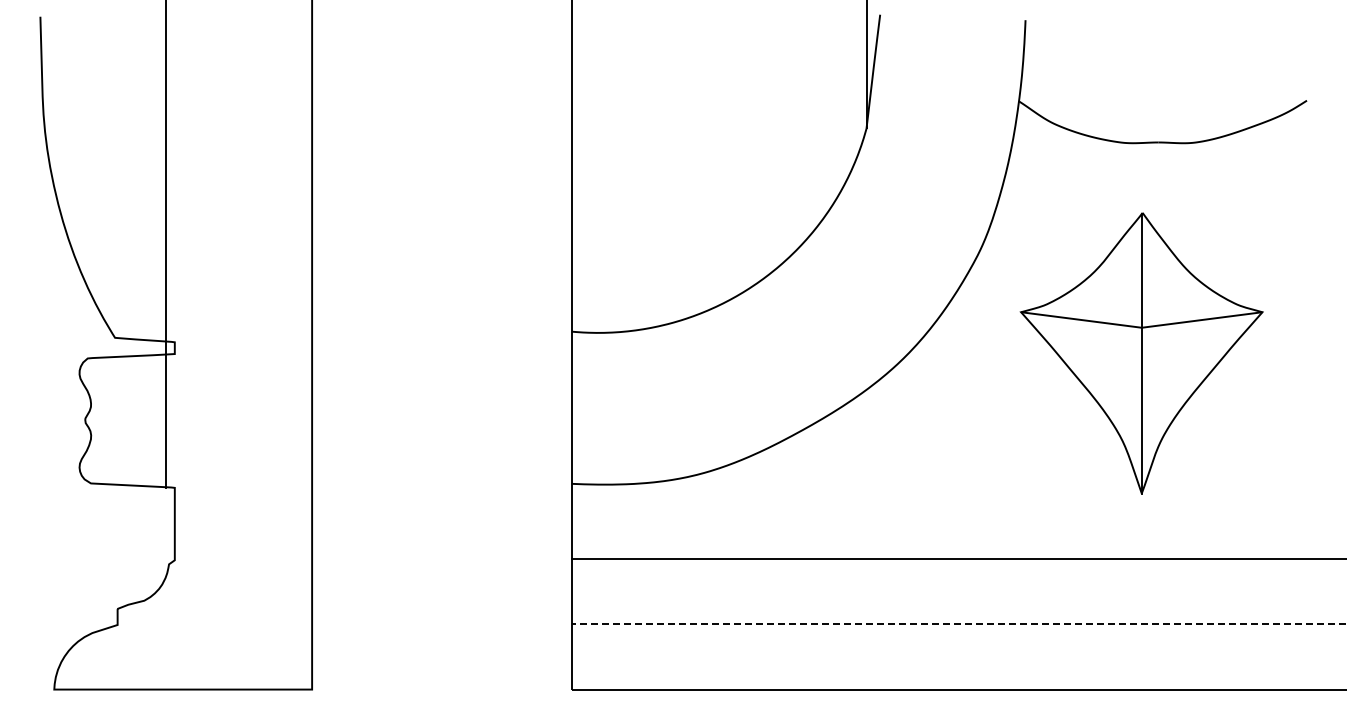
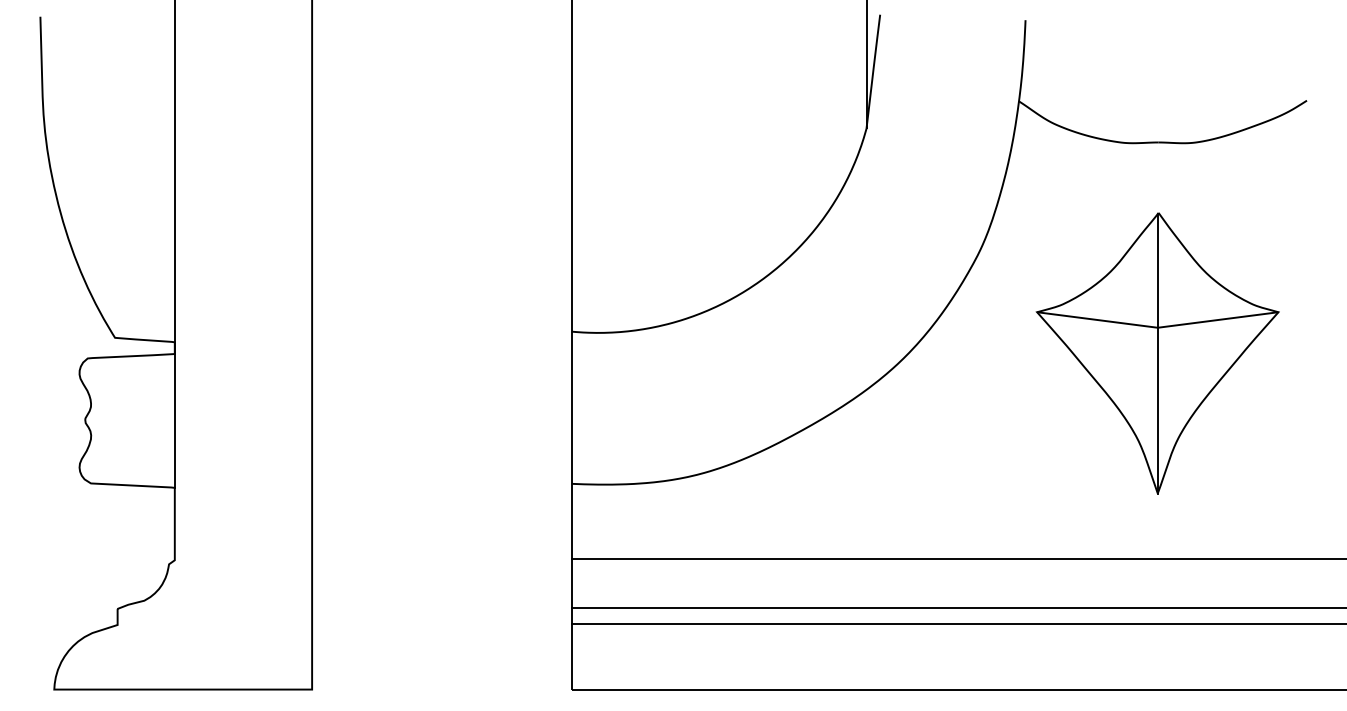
line position: (165, 244) -> (174, 244) (174, 244)
part position: (1141, 353) -> (1157, 353) (1157, 353)
line: none -> present (957, 607)
line: dashed -> solid (958, 624)
